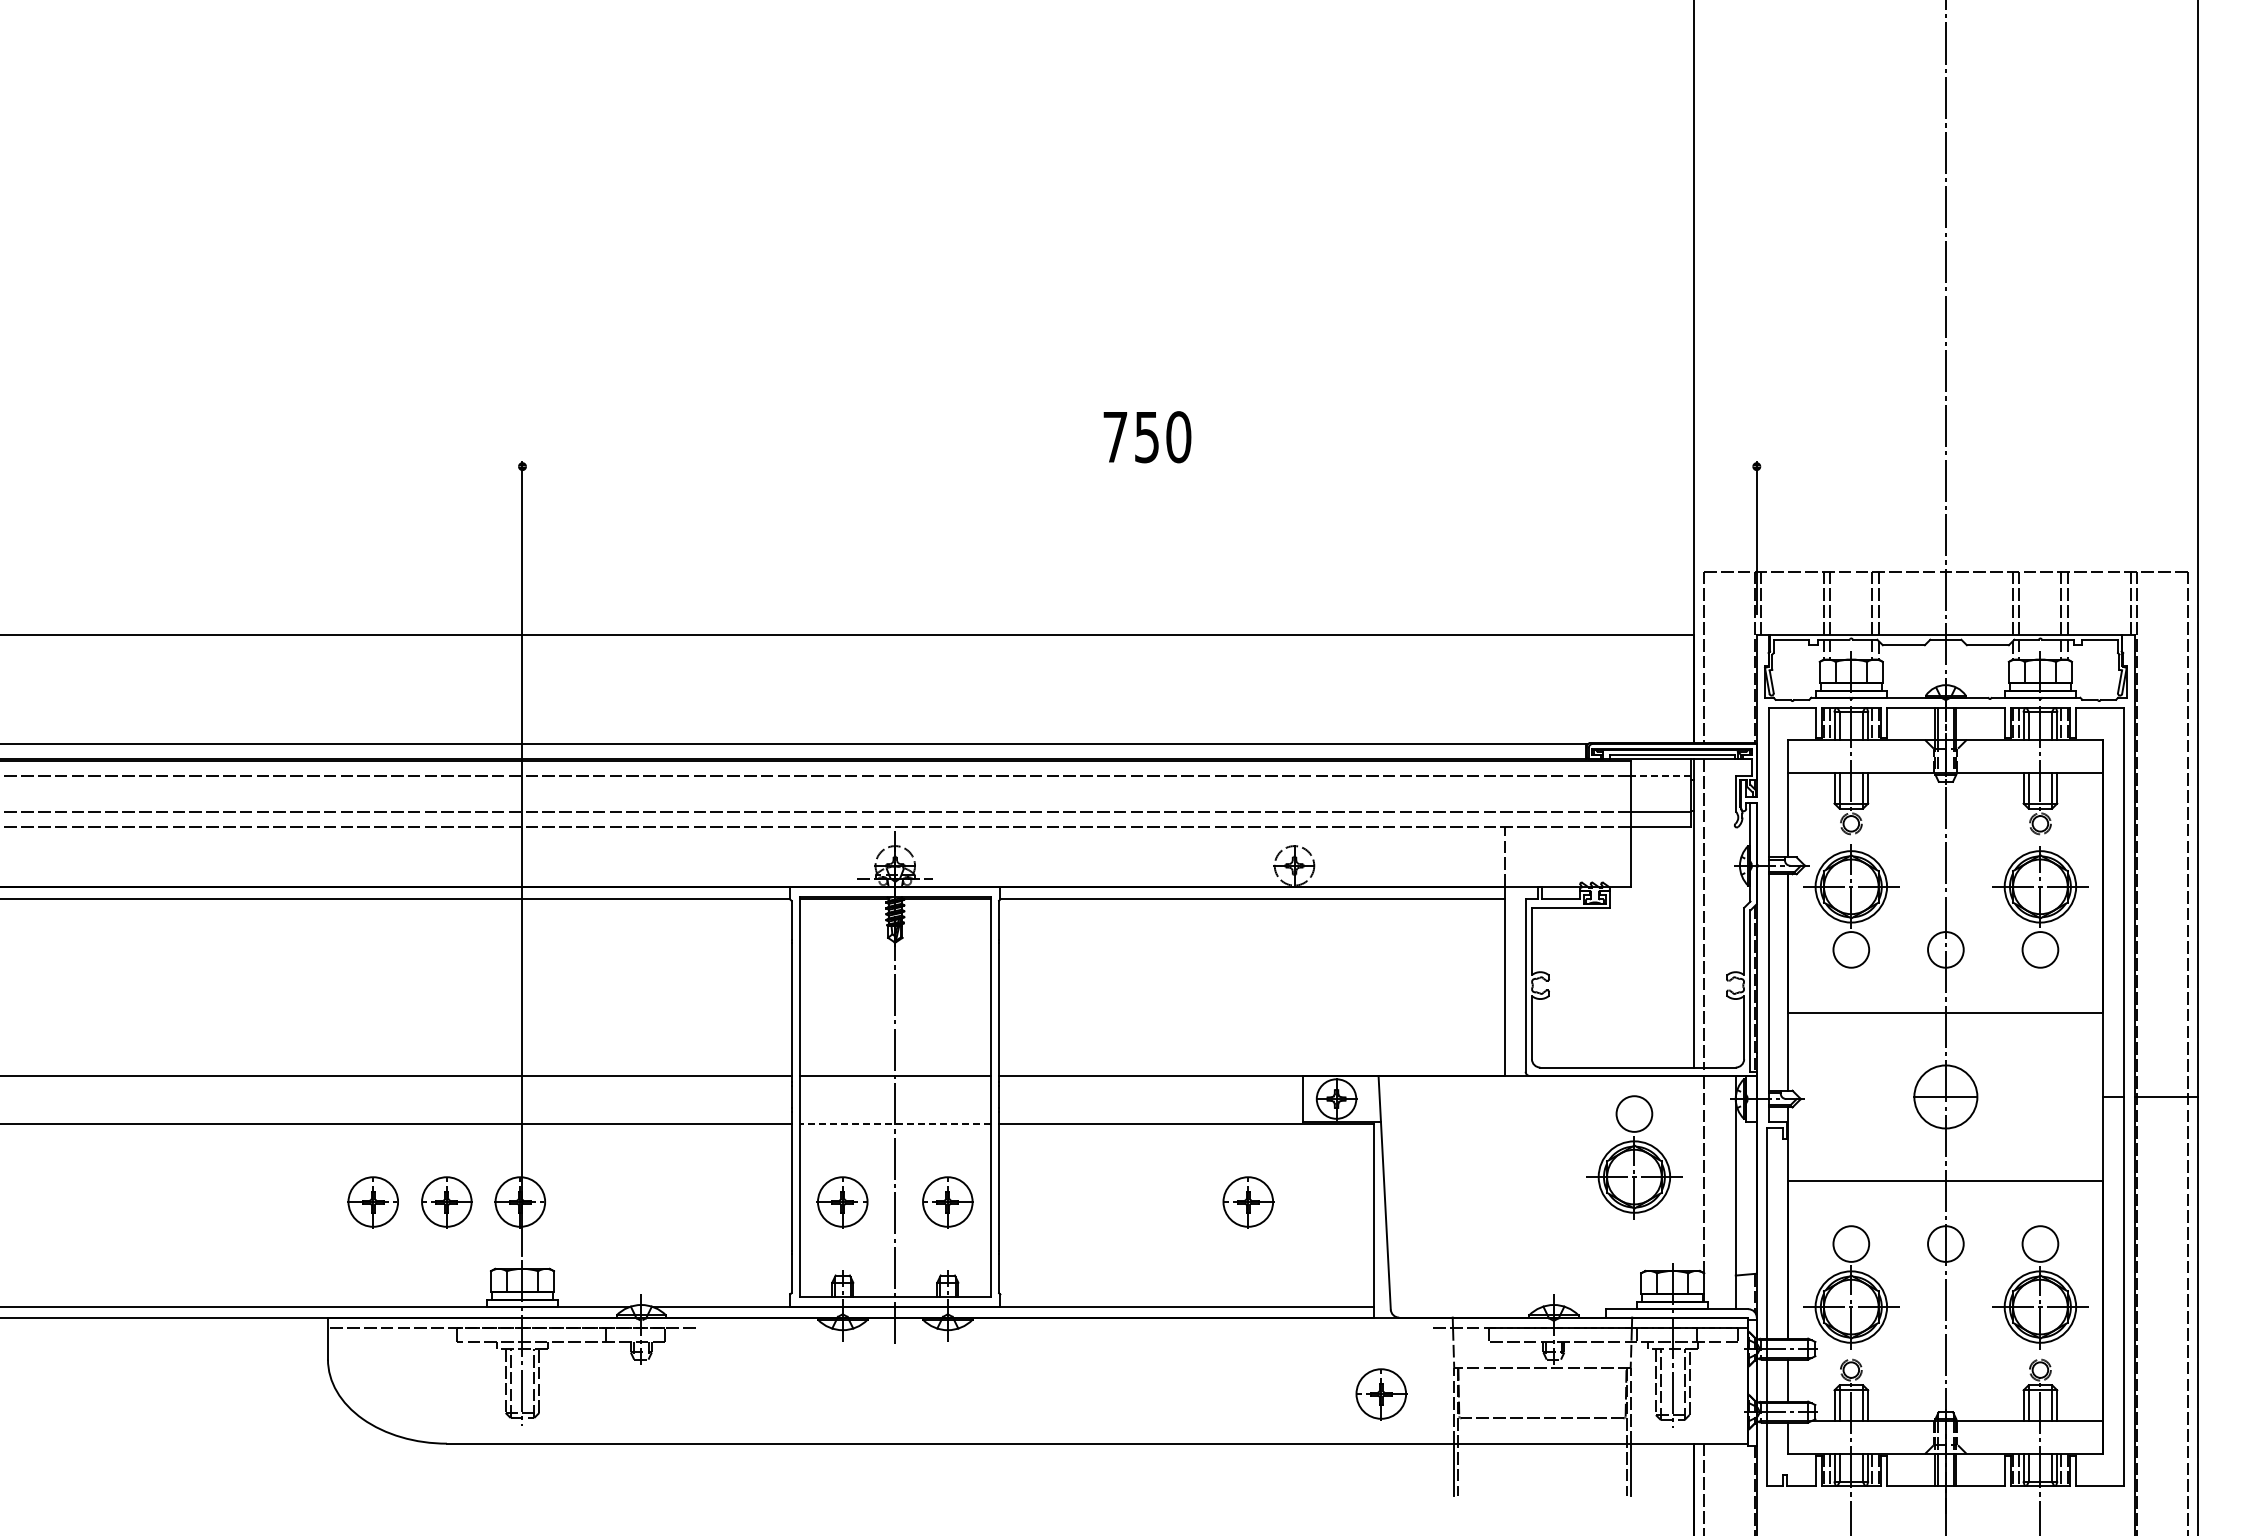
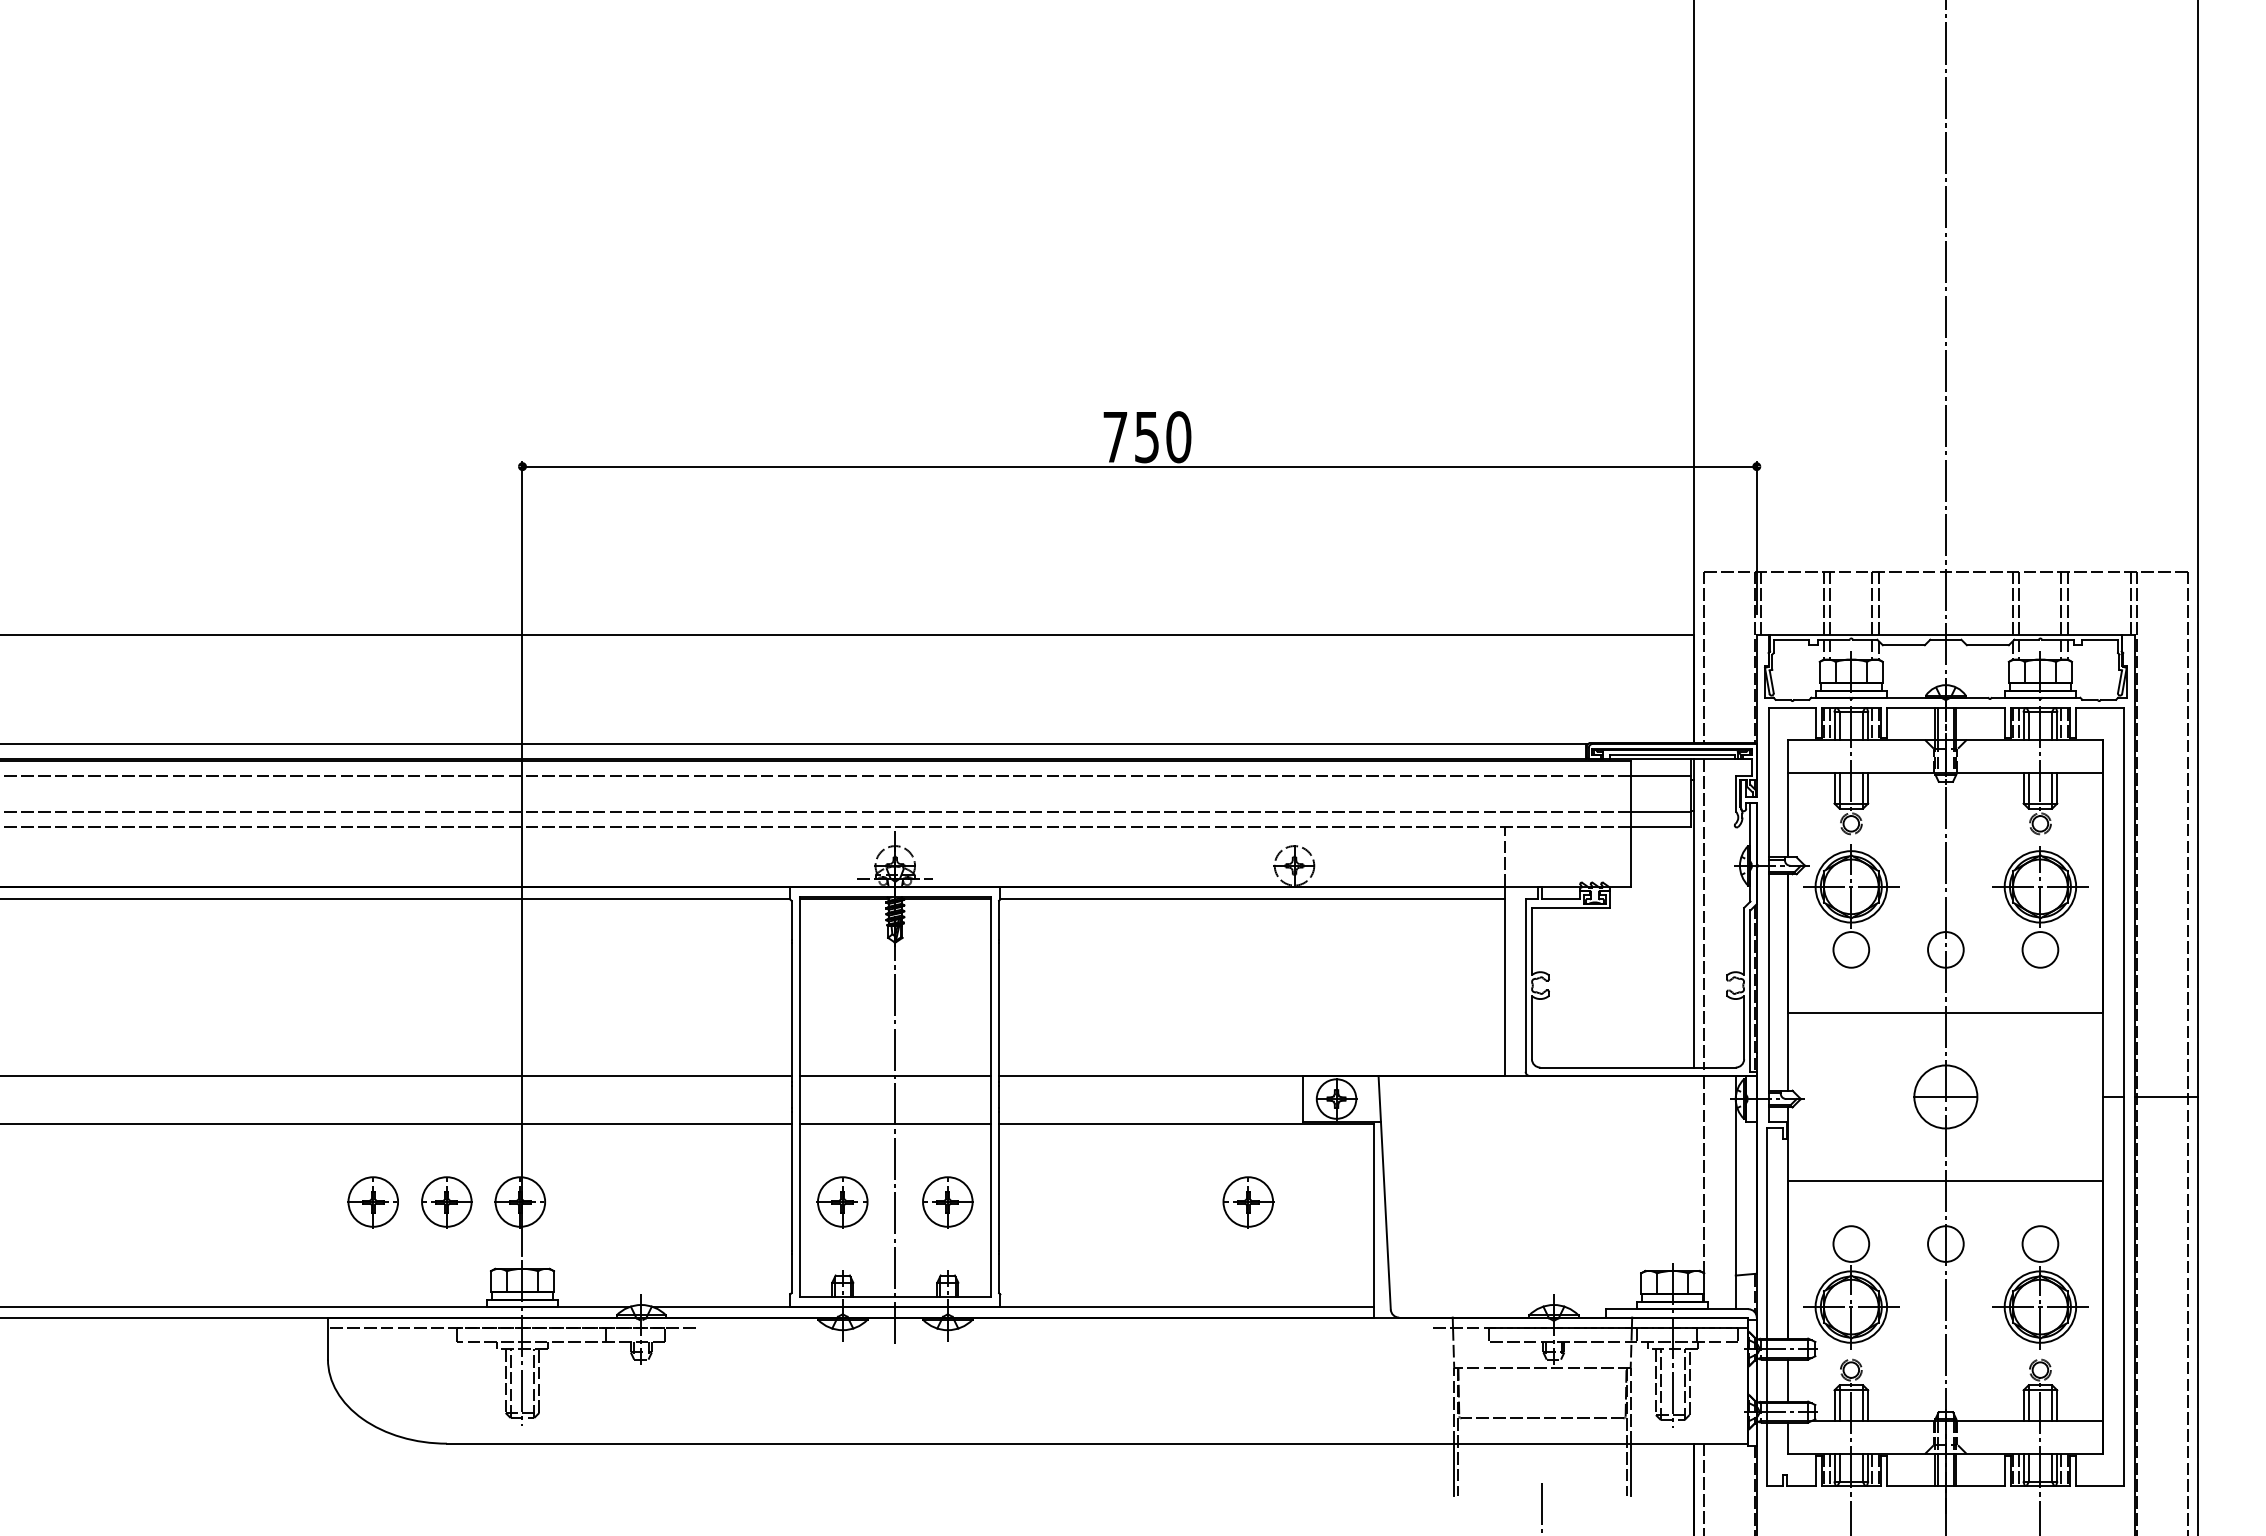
line: none -> present (1139, 466)
line: dashed -> solid (1660, 775)
line: dashed -> solid (894, 1124)
part: present -> none (1634, 1157)
part: present -> none (1381, 1394)
line: none -> present (1542, 1507)
